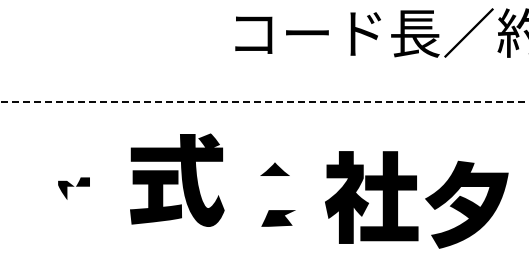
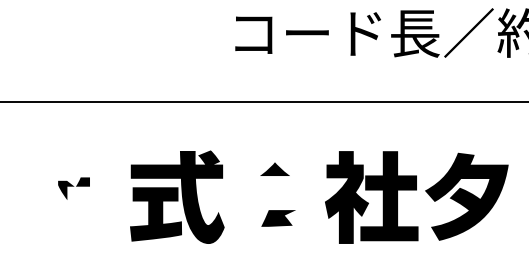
line: dashed -> solid (264, 101)
part position: (177, 179) -> (177, 196) (177, 196)
part position: (466, 204) -> (466, 196) (466, 196)
